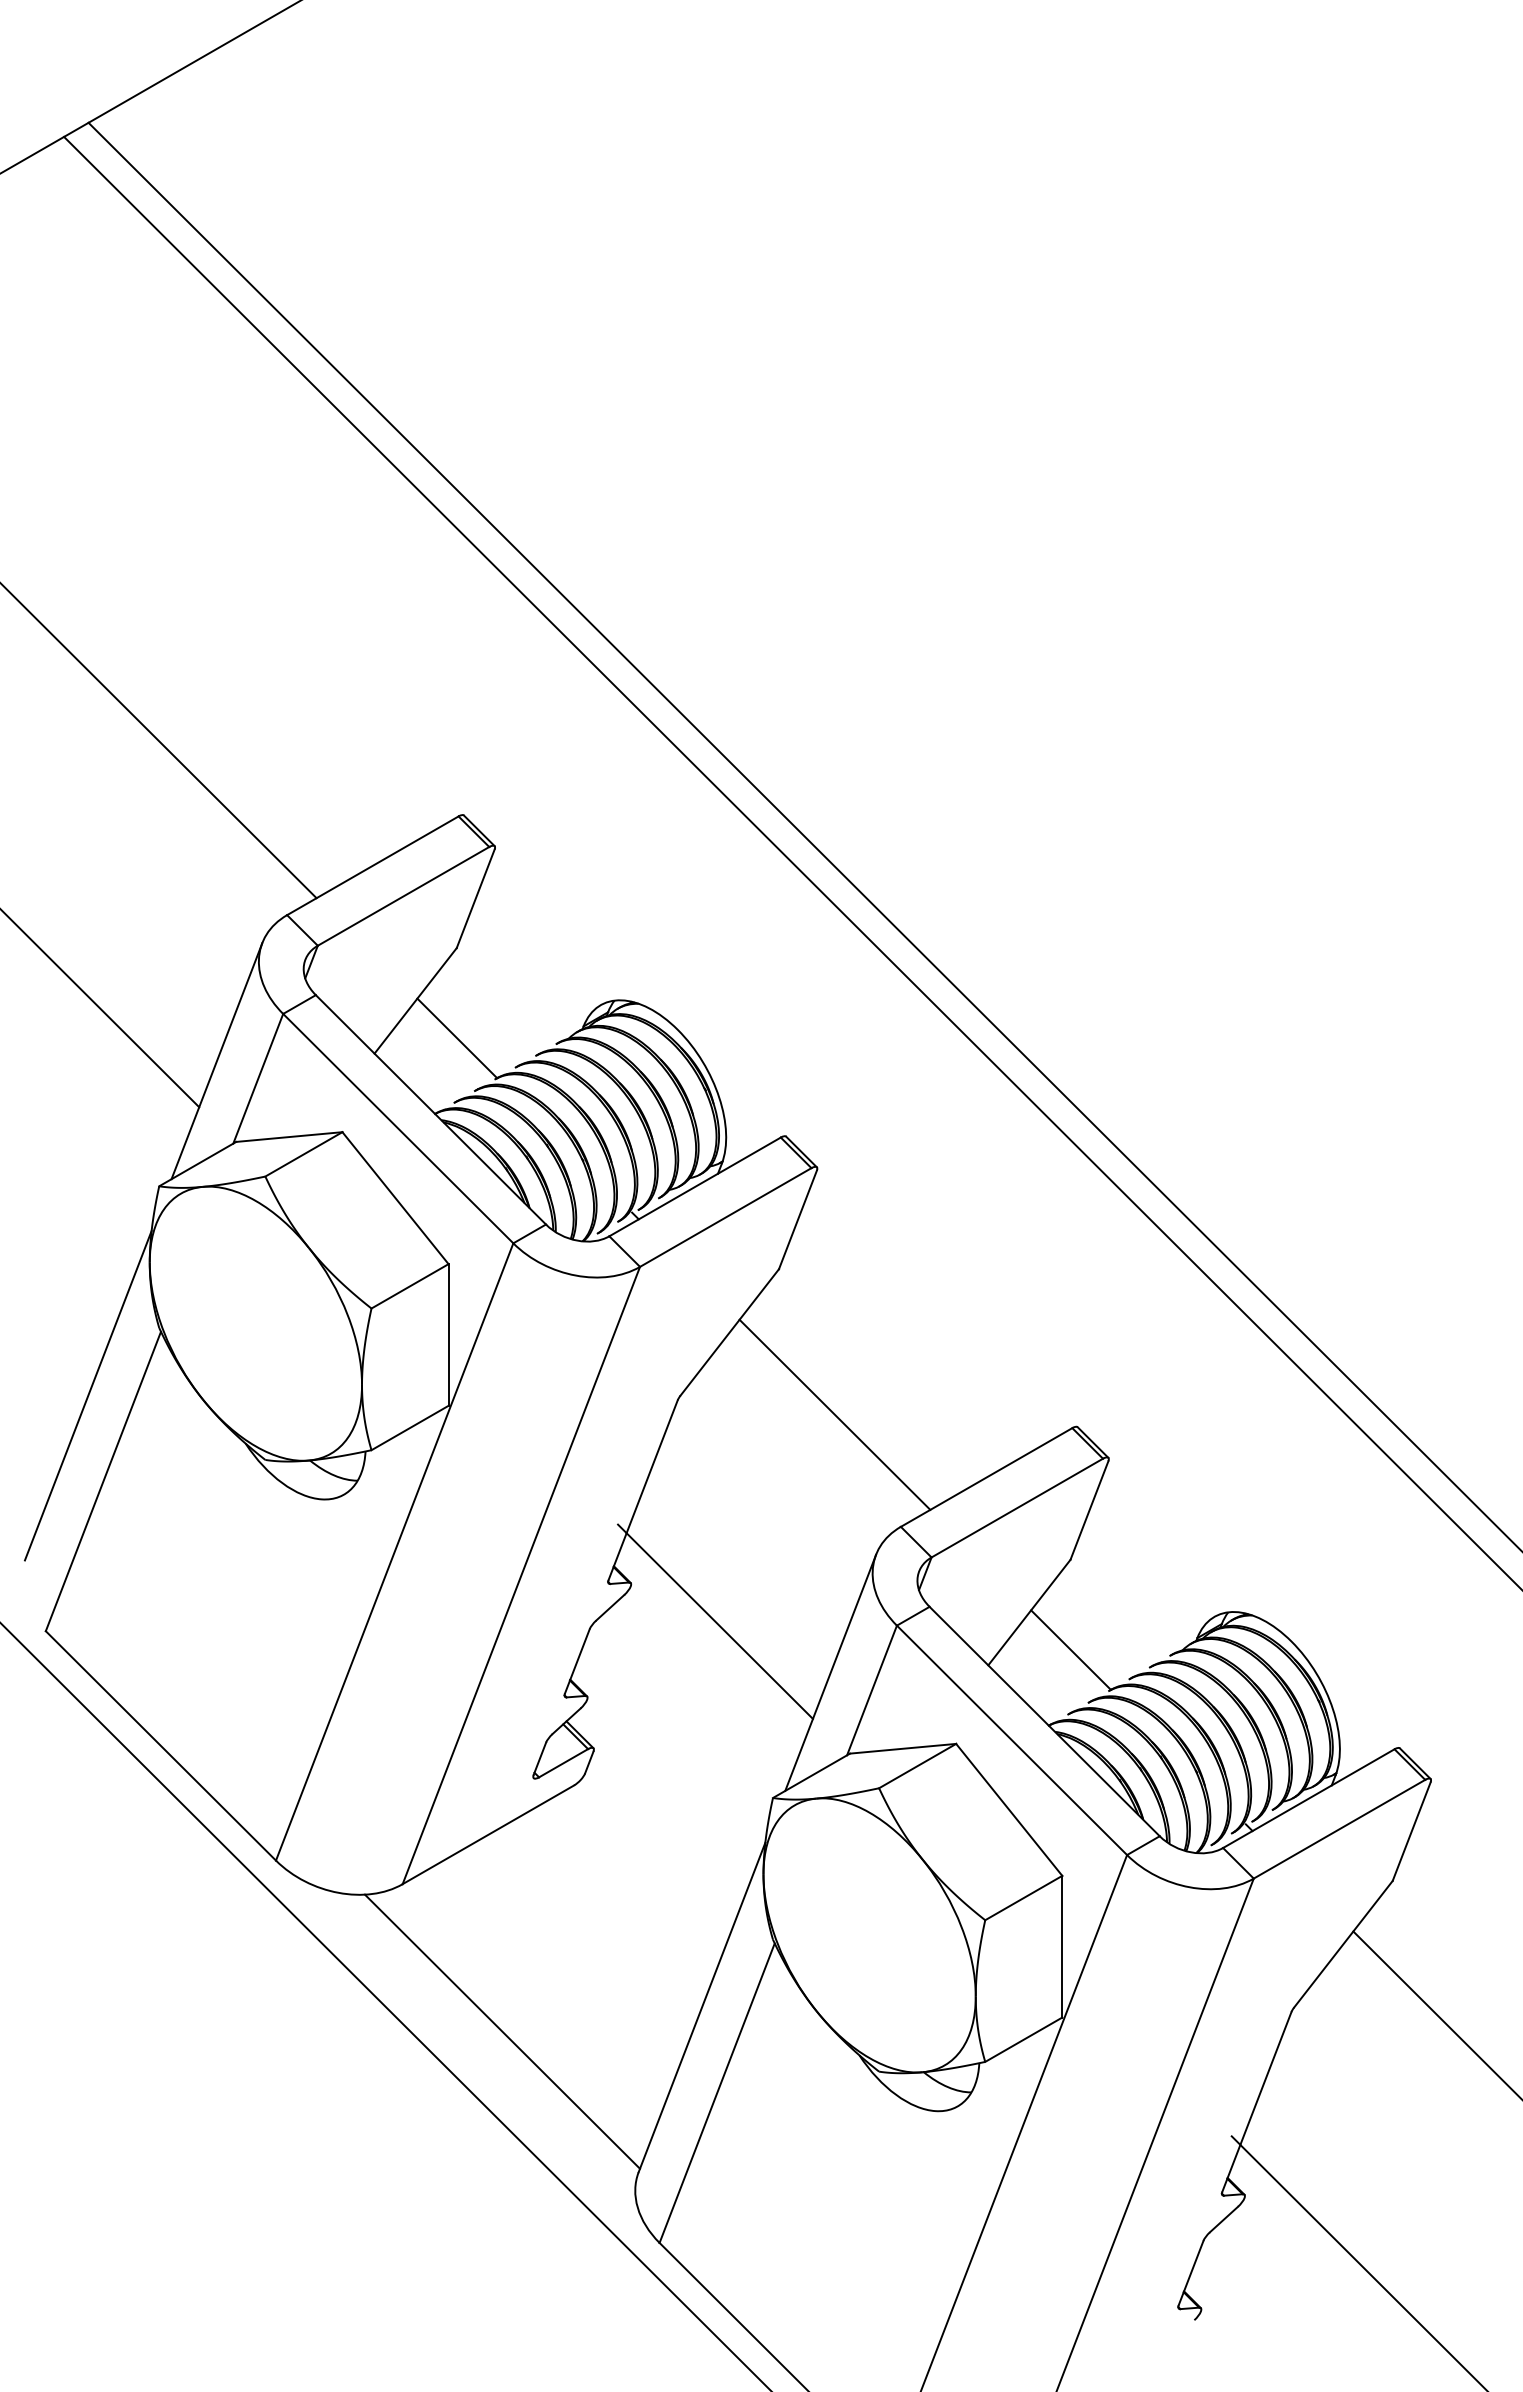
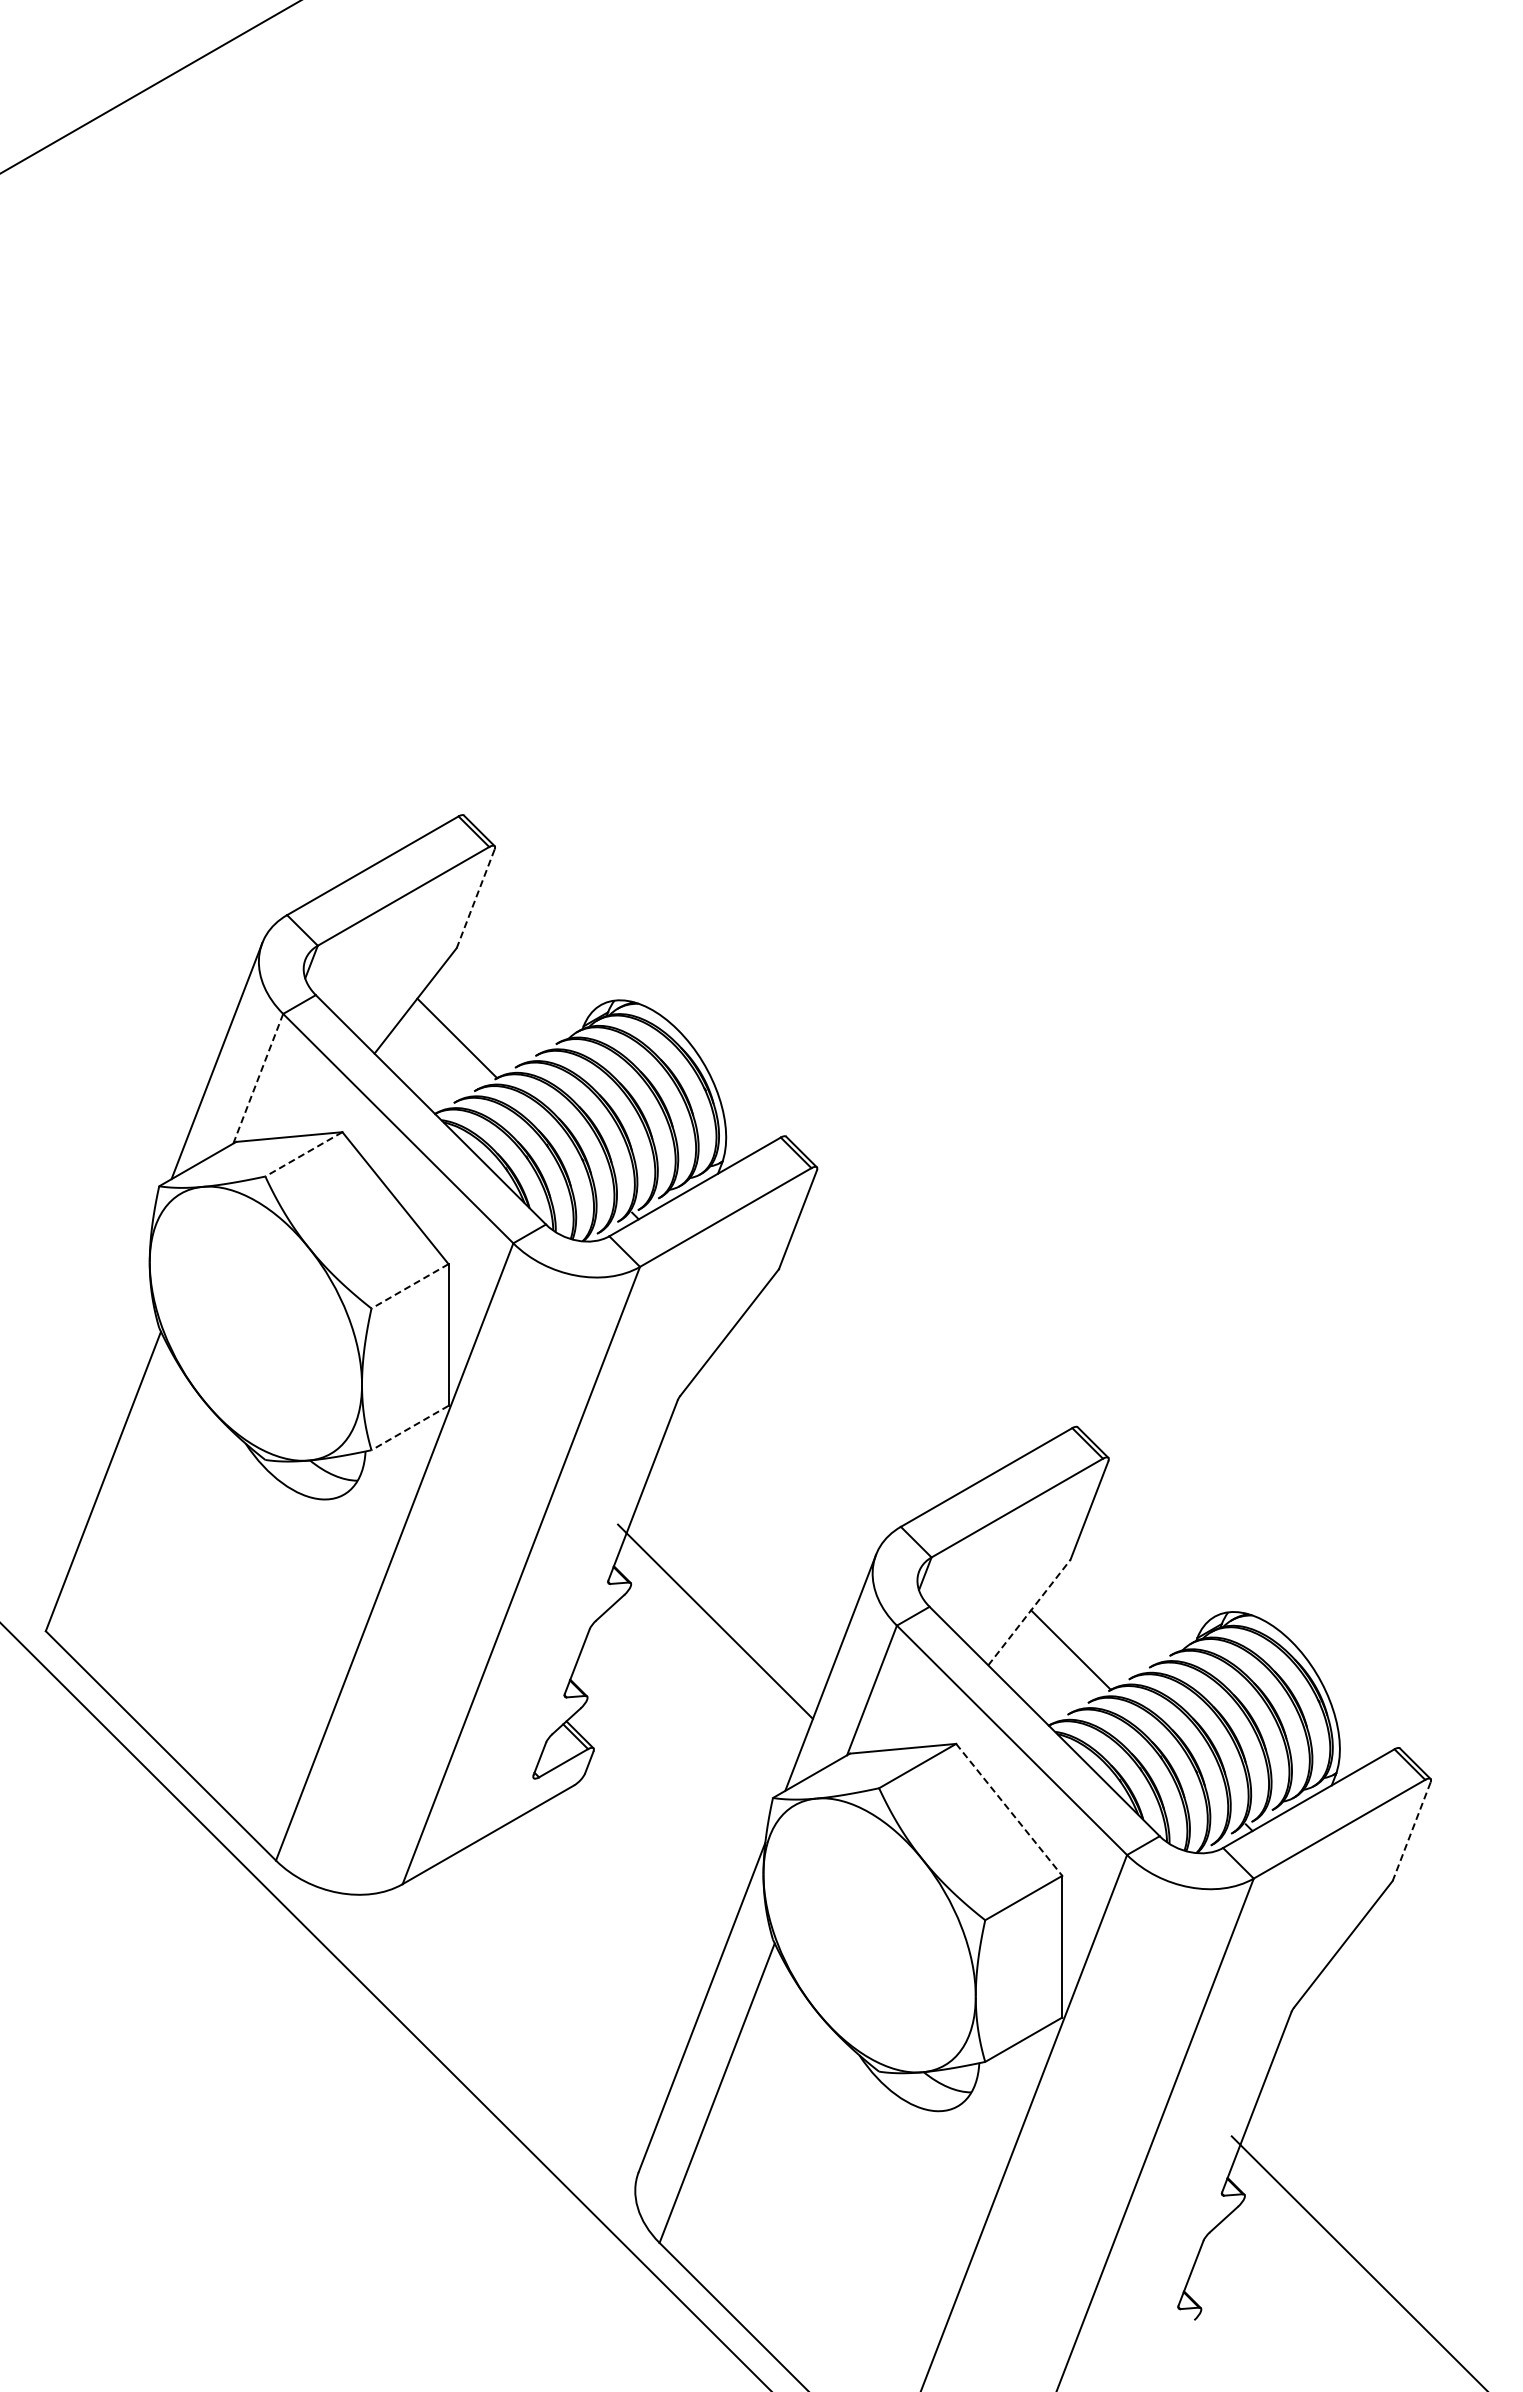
line: present -> none (159, 741)
line: present -> none (803, 835)
line: present -> none (791, 861)
line: solid -> dashed (475, 898)
line: present -> none (100, 1008)
line: solid -> dashed (258, 1078)
line: solid -> dashed (303, 1154)
line: solid -> dashed (409, 1286)
line: present -> none (87, 1395)
line: present -> none (834, 1414)
line: solid -> dashed (409, 1428)
line: solid -> dashed (1029, 1612)
line: solid -> dashed (1009, 1809)
line: solid -> dashed (1411, 1831)
line: present -> none (1436, 2014)
line: present -> none (502, 2031)
